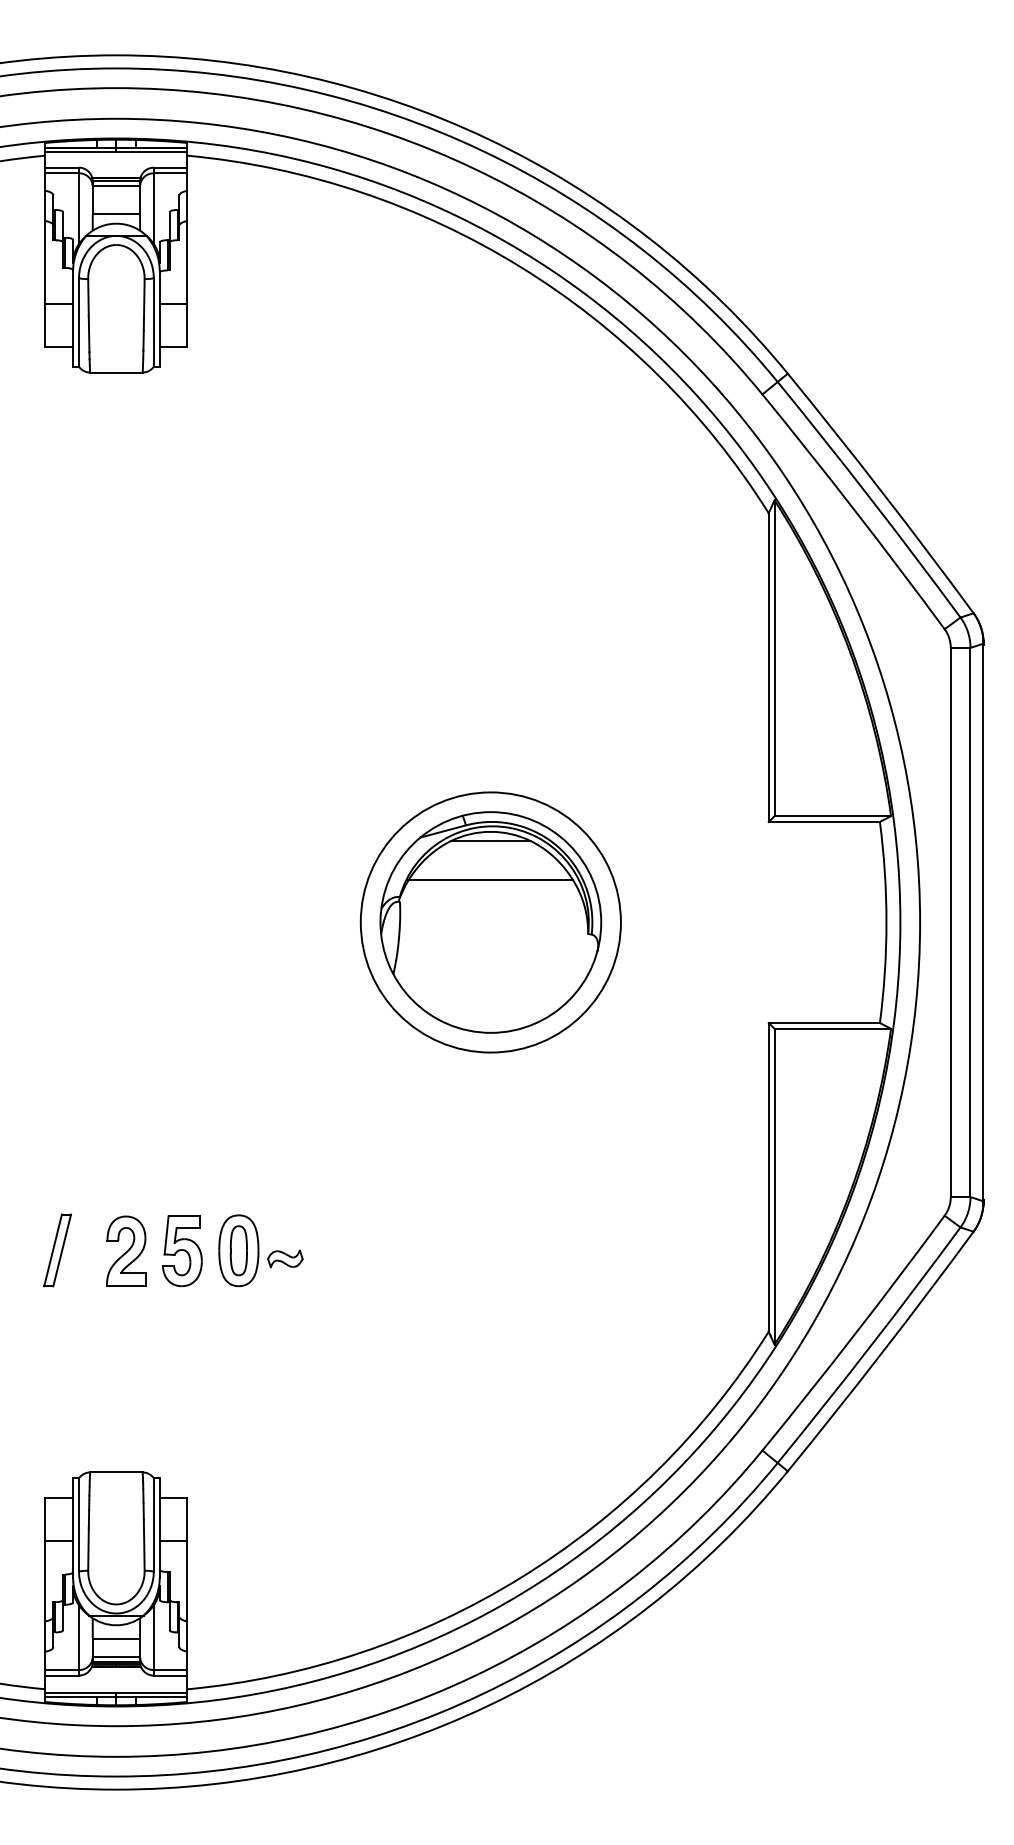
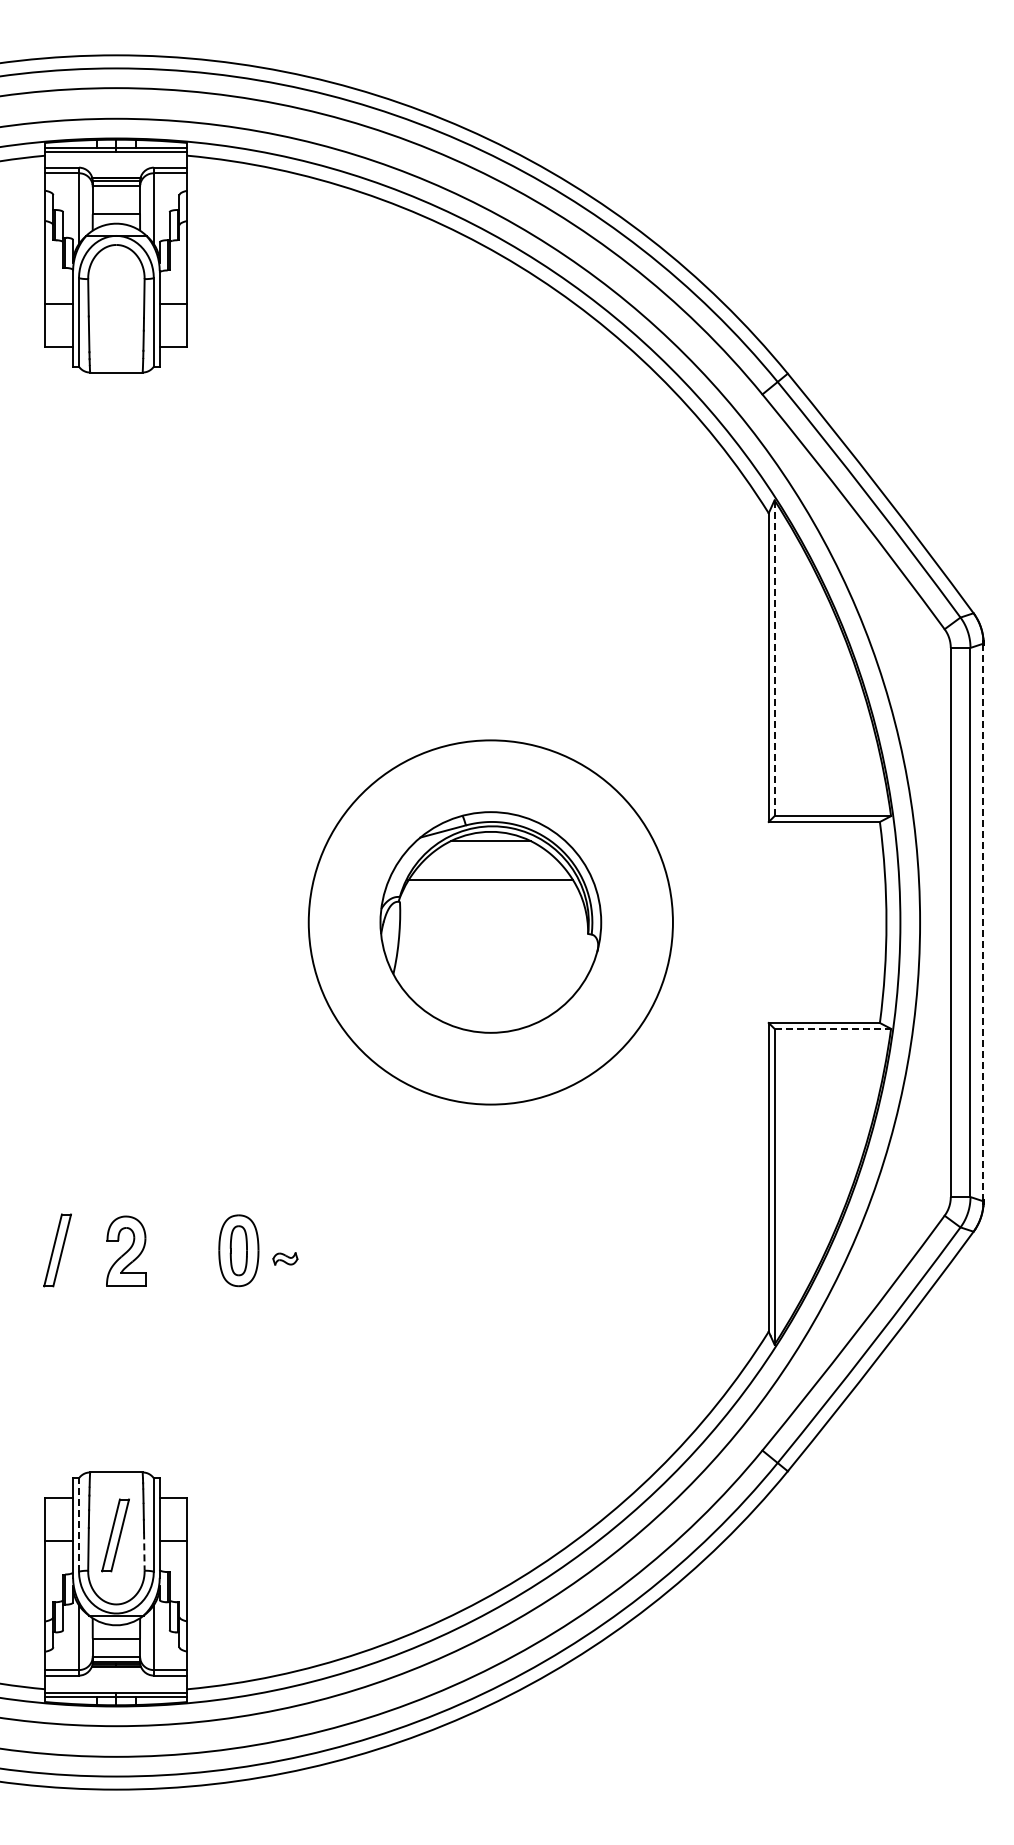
line: solid -> dashed (774, 658)
circle diameter: 260 px -> 364 px (490, 922)
line: solid -> dashed (982, 922)
line: solid -> dashed (833, 1028)
part: present -> none (182, 1251)
part size: 37x20 px -> 27x14 px (285, 1258)
line: solid -> dashed (78, 1524)
part: none -> present (115, 1535)
line: solid -> dashed (144, 1551)
